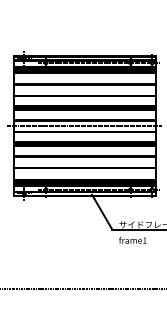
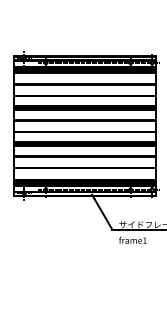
line: present -> none (84, 126)
line: present -> none (82, 289)
